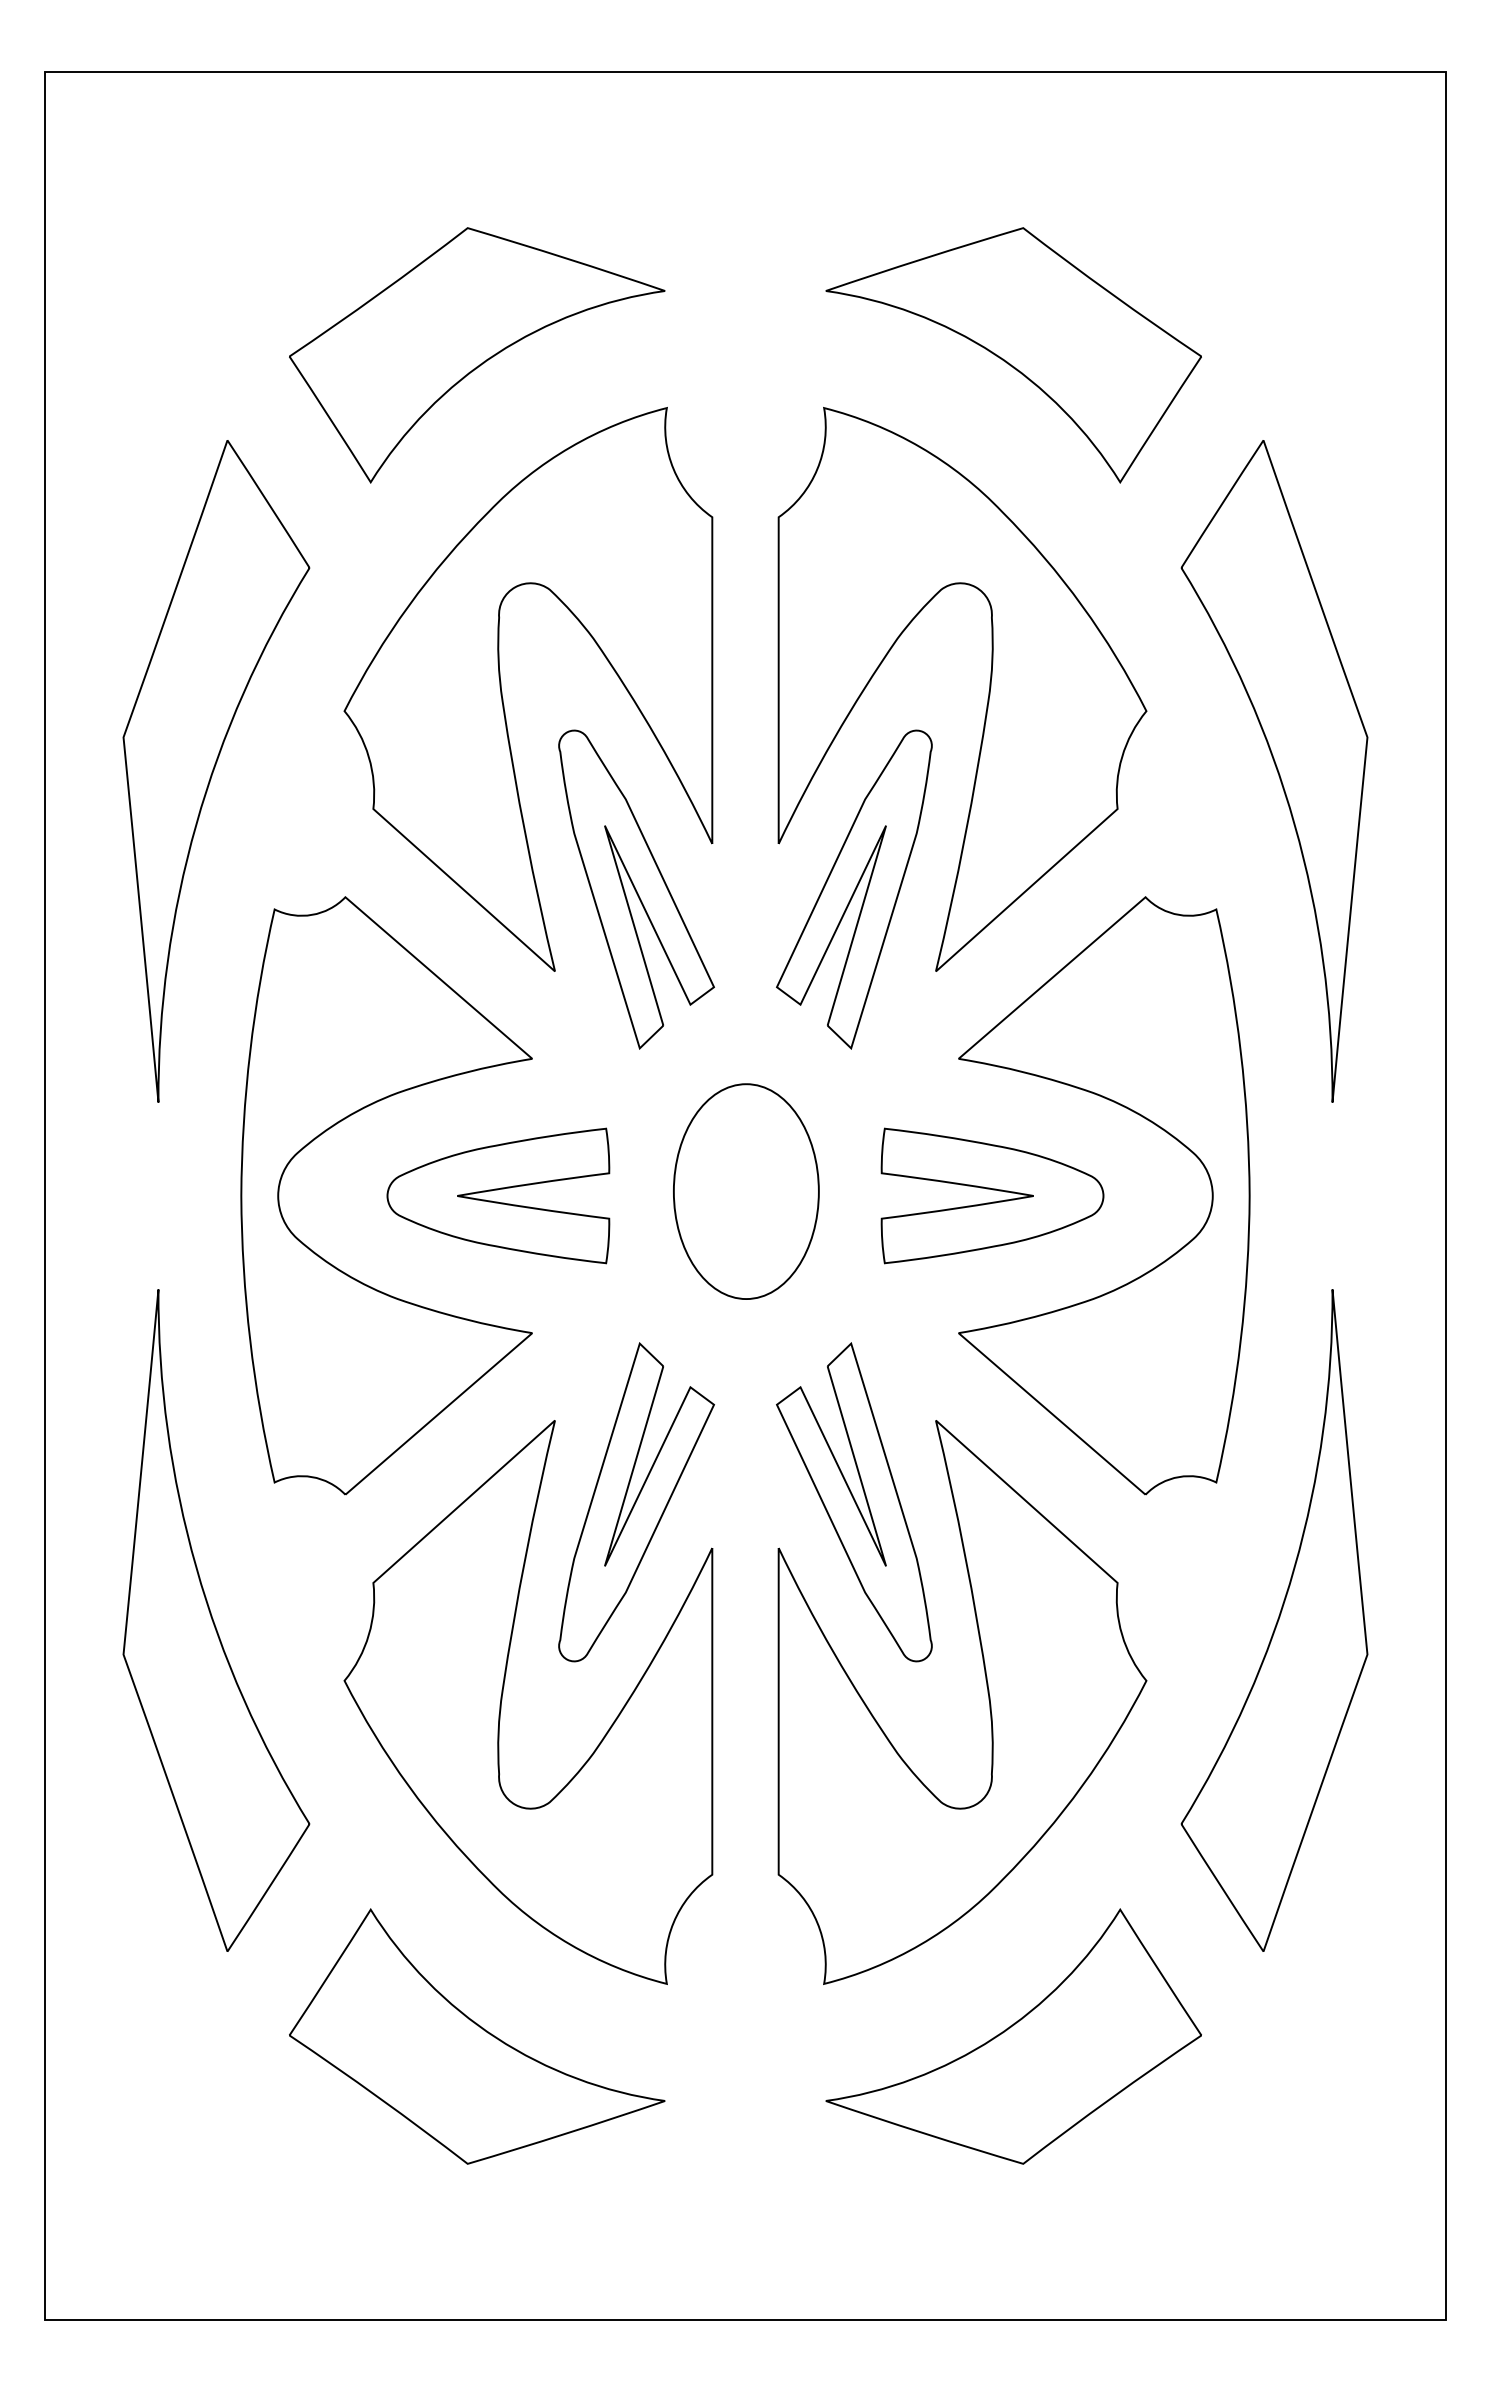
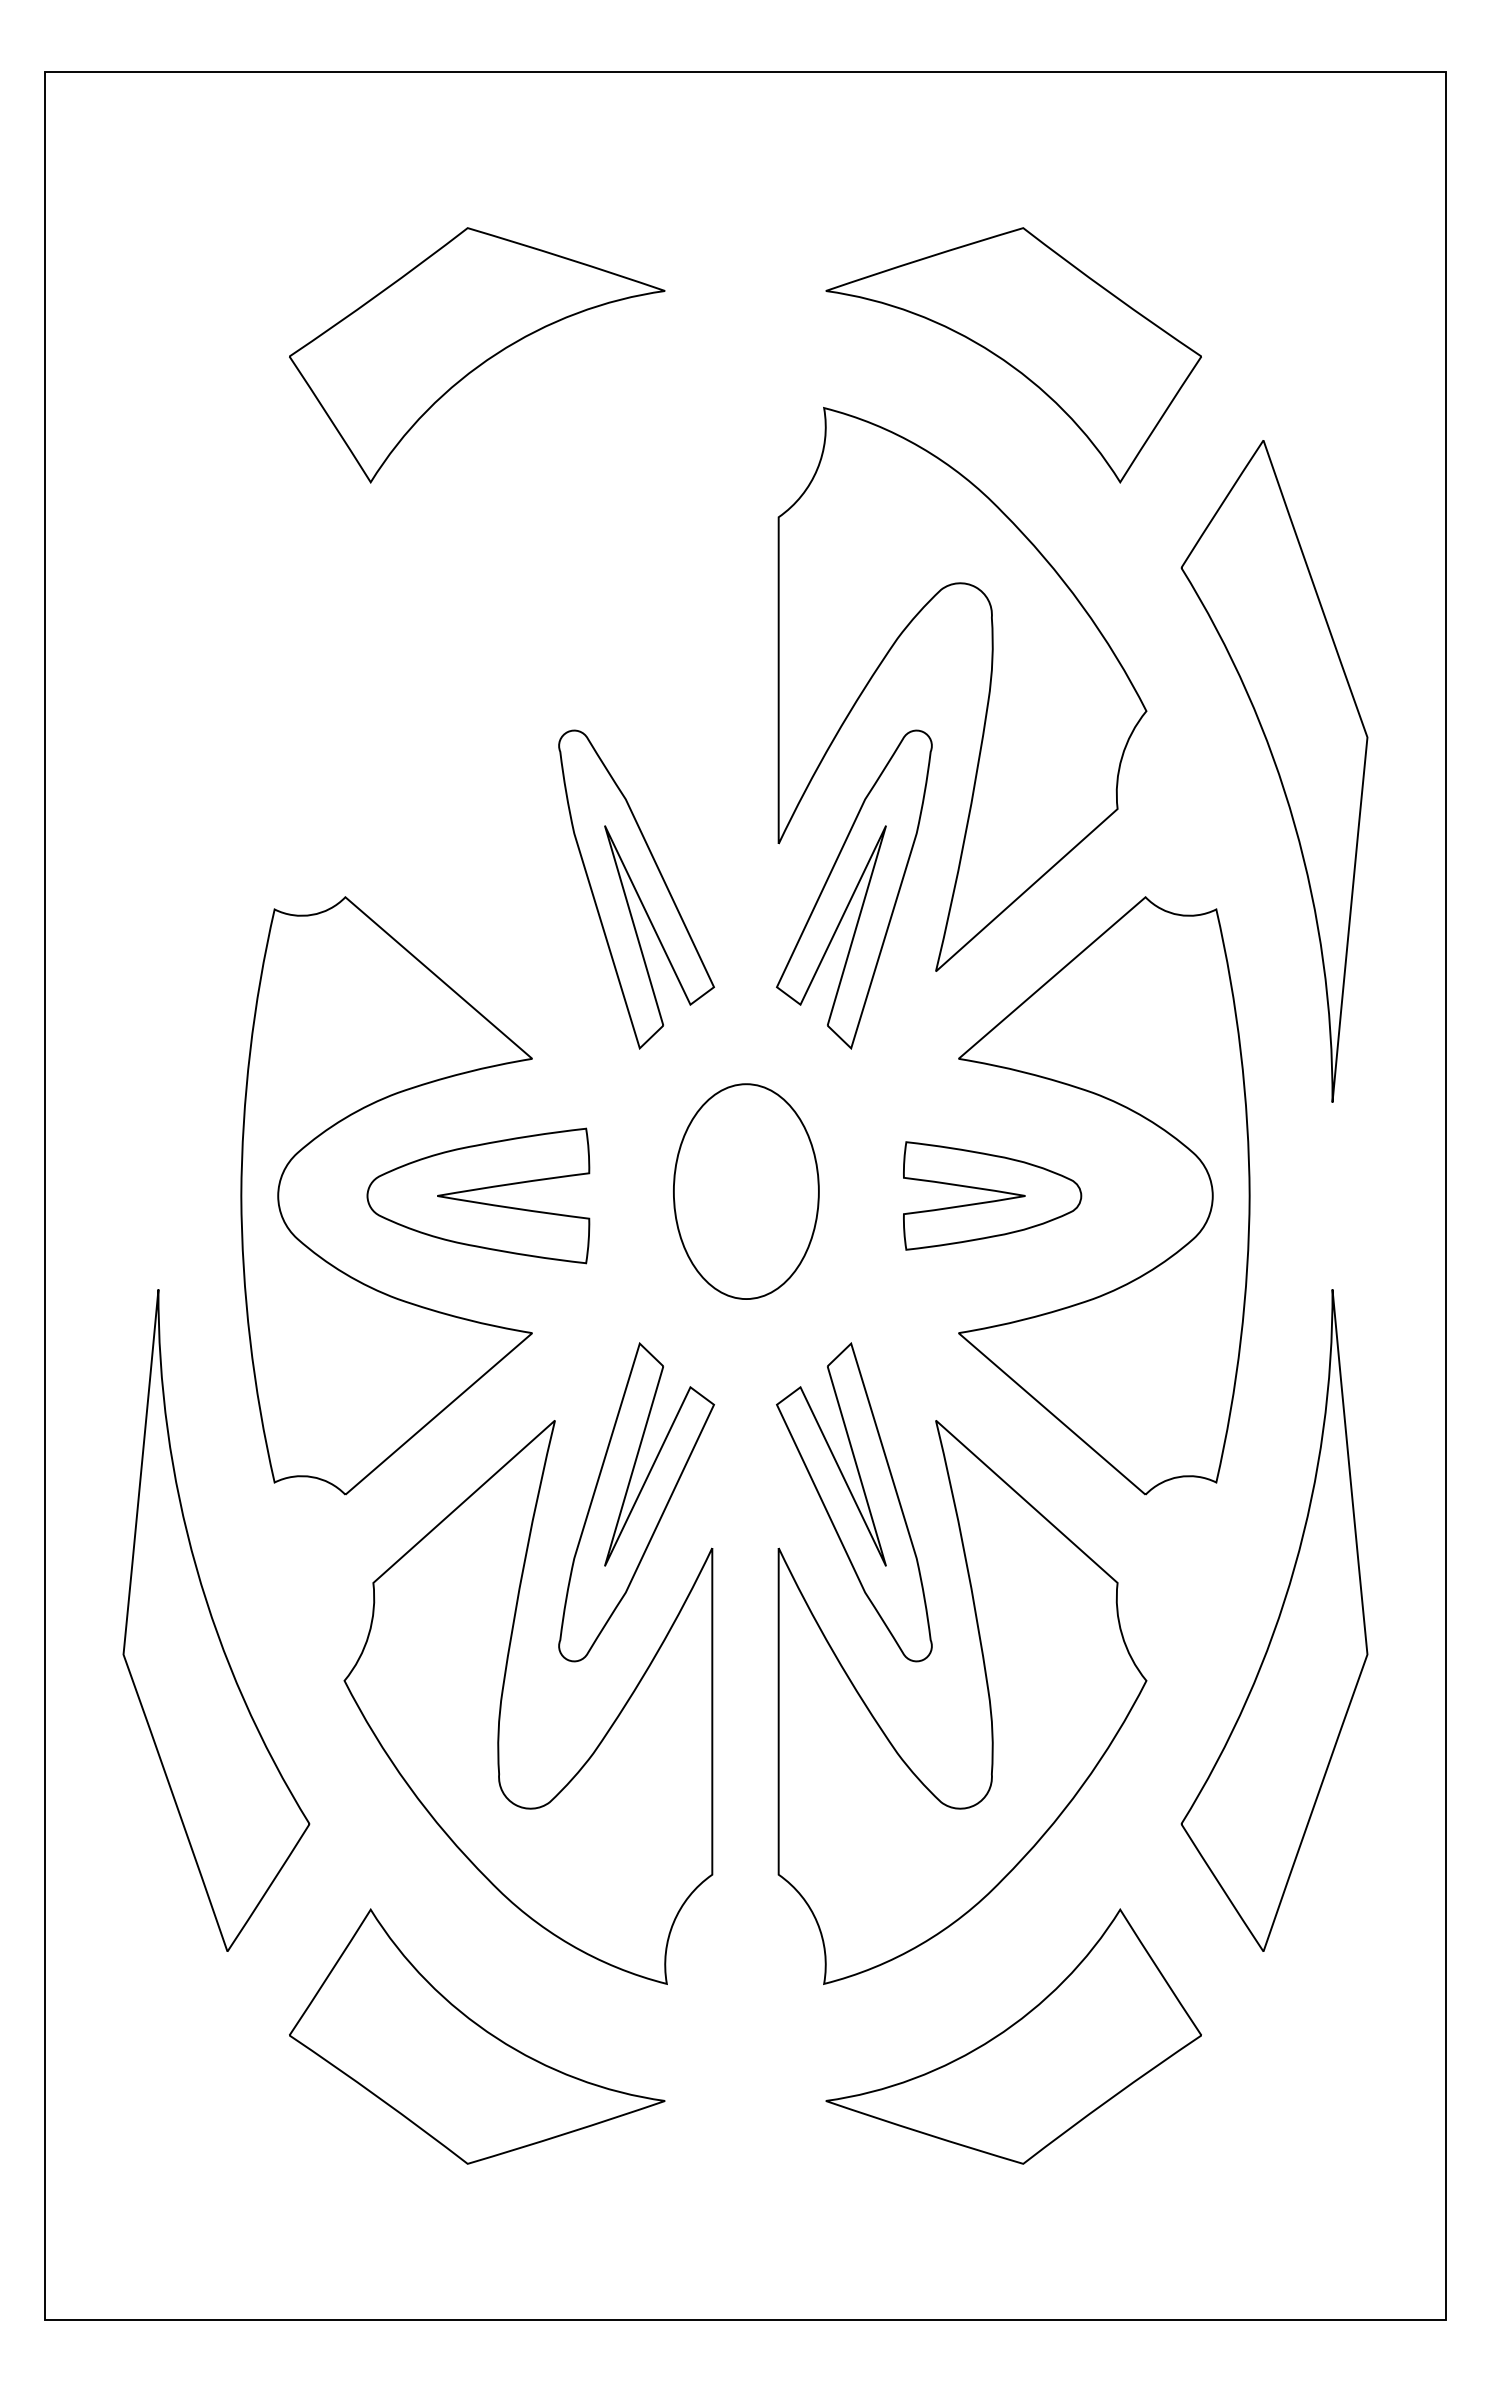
part: present -> none (502, 691)
part: present -> none (216, 771)
part position: (498, 1195) -> (478, 1195) (478, 1195)
part size: 225x138 px -> 180x110 px (992, 1195)
